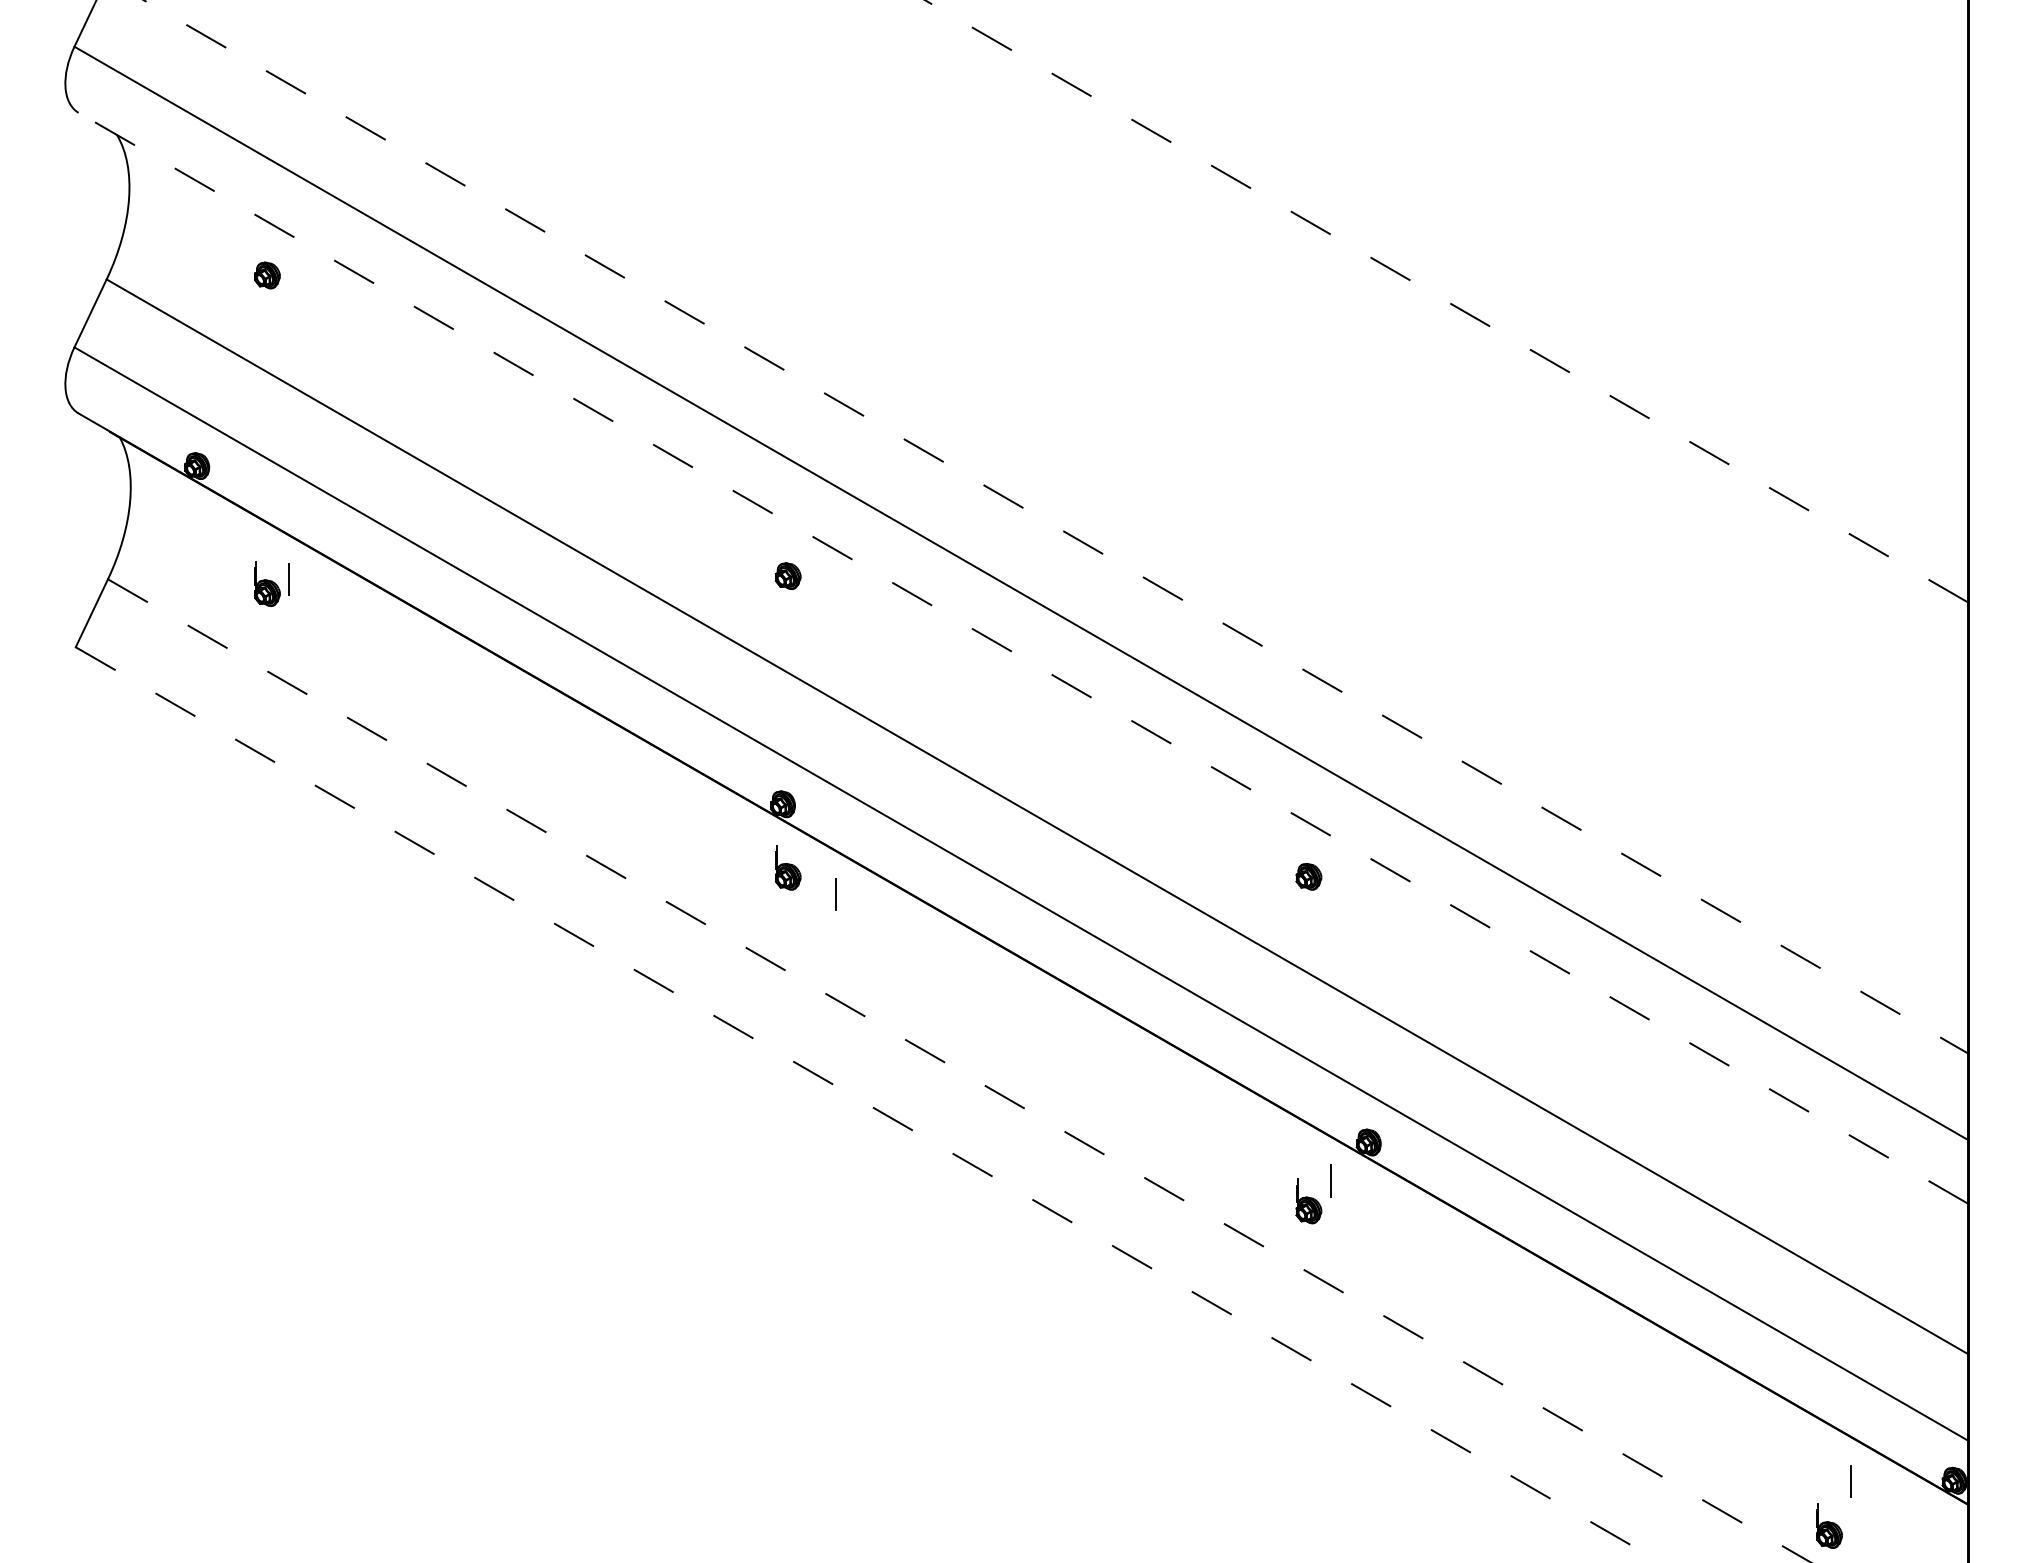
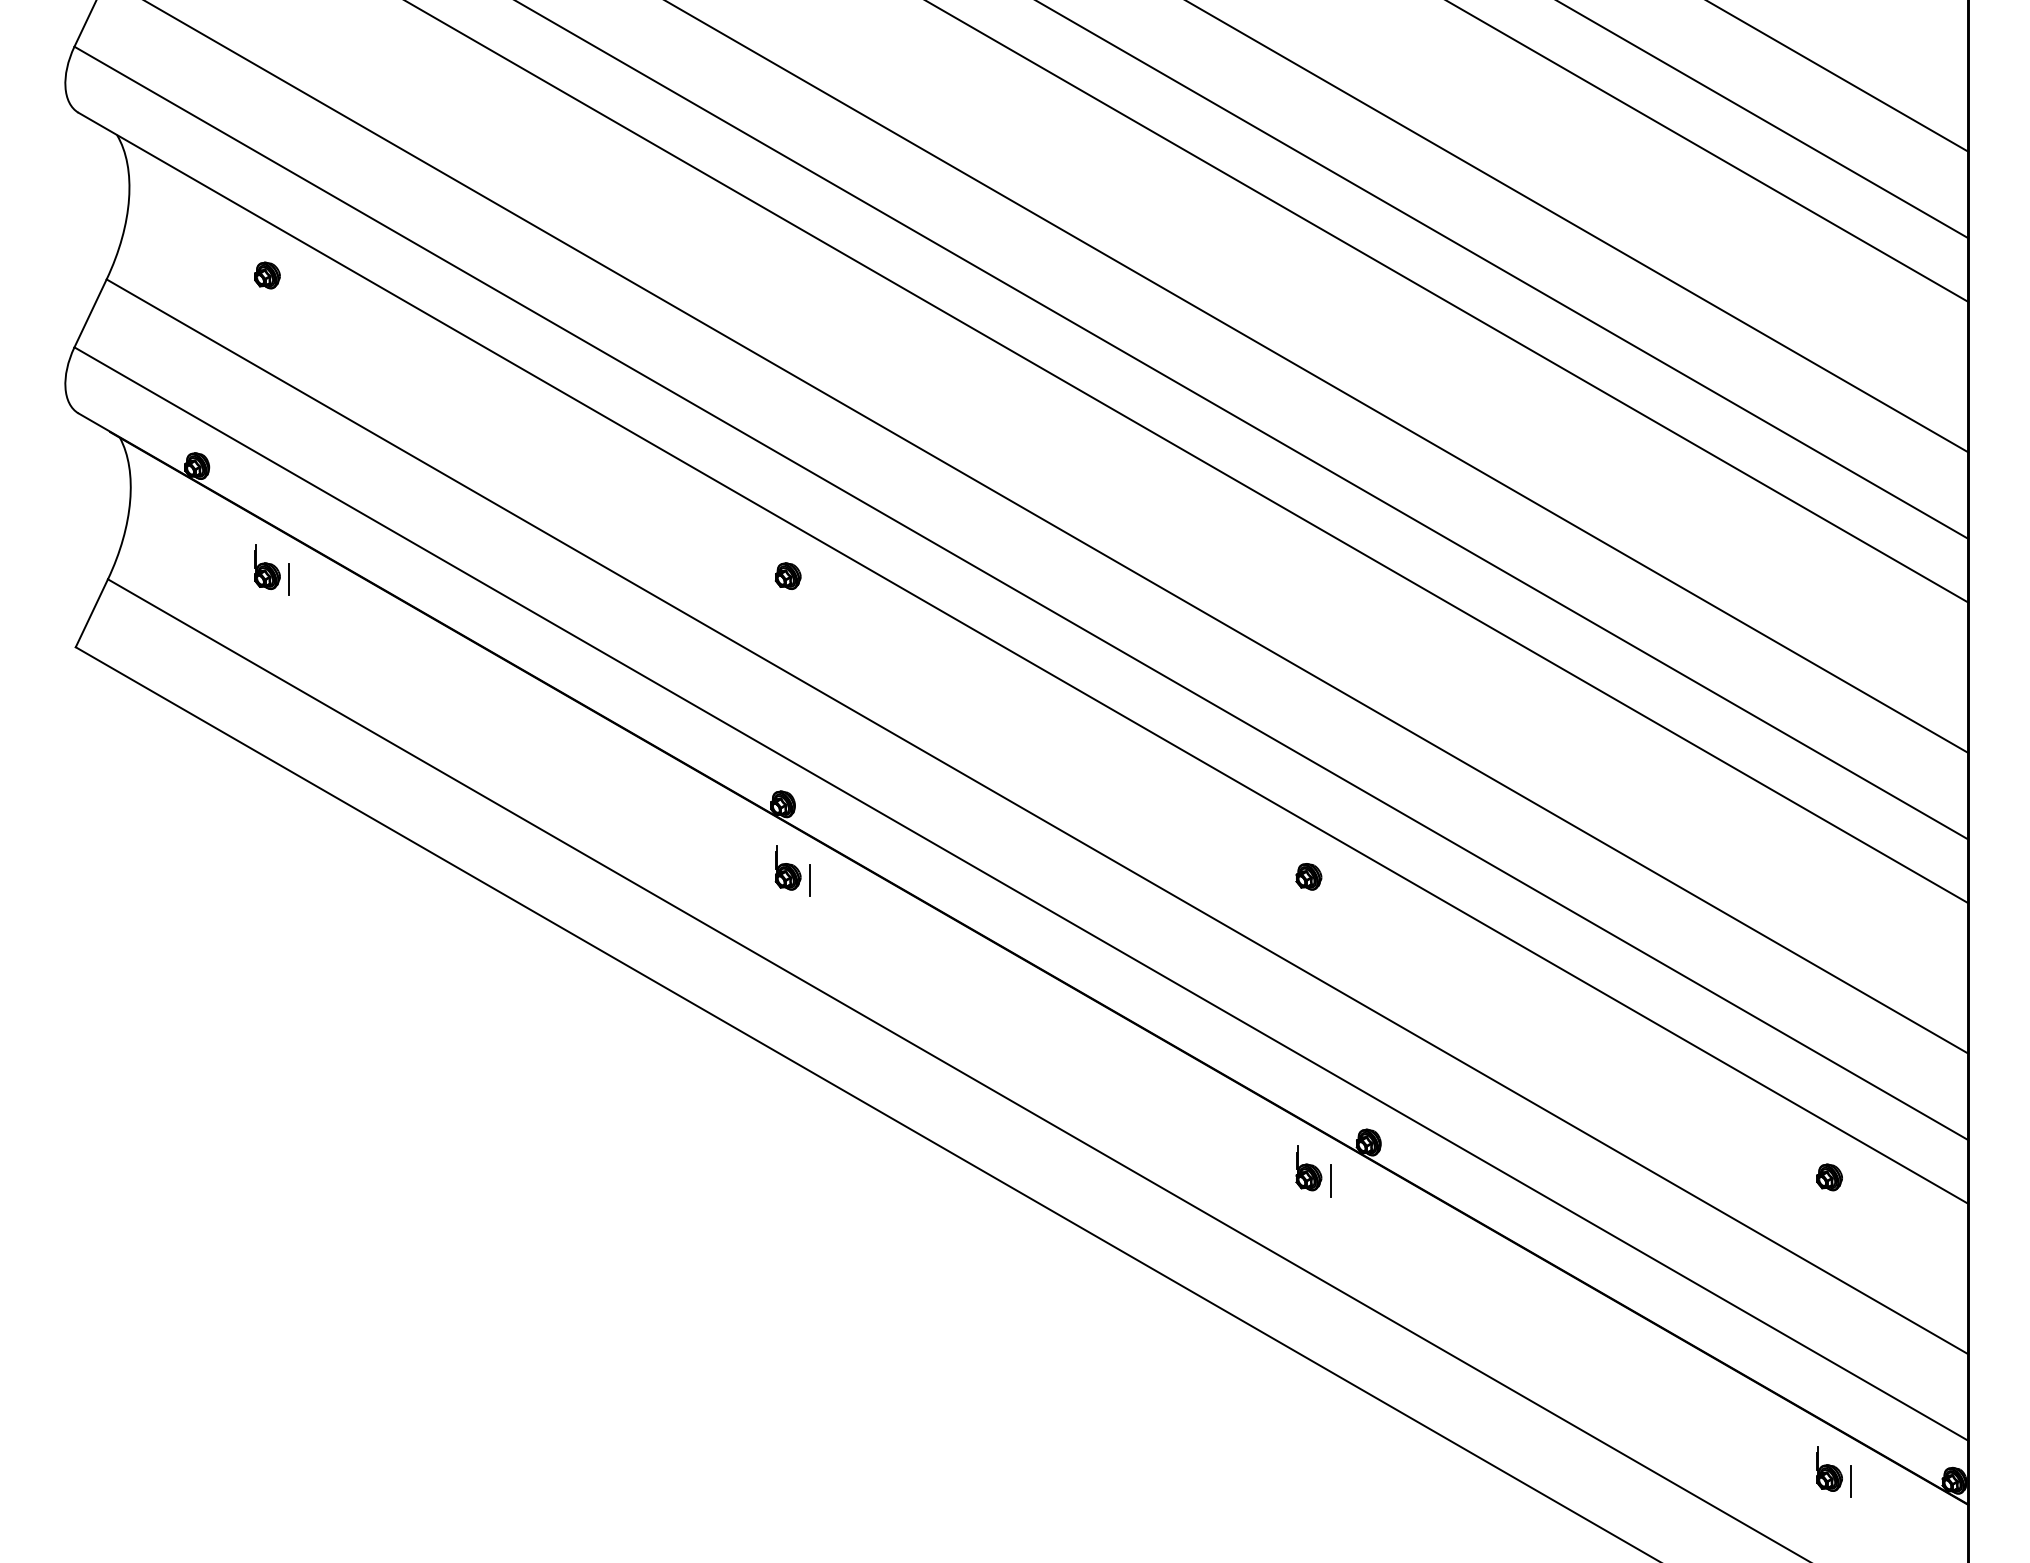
line: none -> present (1838, 76)
line: none -> present (1763, 120)
line: none -> present (1708, 152)
line: none -> present (1578, 227)
line: none -> present (1503, 270)
line: dashed -> solid (1446, 301)
line: none -> present (1318, 377)
line: none -> present (1243, 420)
line: none -> present (1187, 452)
line: dashed -> solid (1056, 527)
part position: (267, 584) -> (267, 567) (267, 567)
line: dashed -> solid (1023, 658)
line position: (835, 894) -> (809, 880) (809, 880)
line: dashed -> solid (959, 1071)
line: dashed -> solid (868, 1105)
part: none -> present (1829, 1177)
part position: (1308, 1201) -> (1308, 1168) (1308, 1168)
part position: (1829, 1525) -> (1829, 1468) (1829, 1468)
